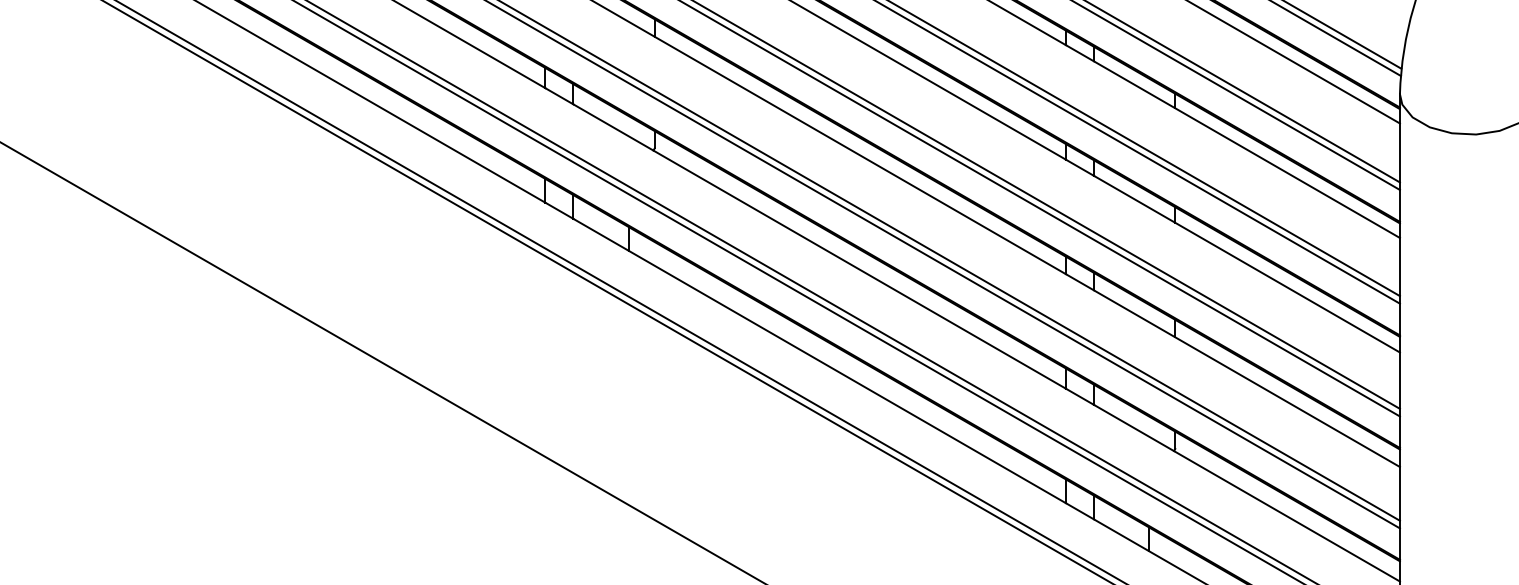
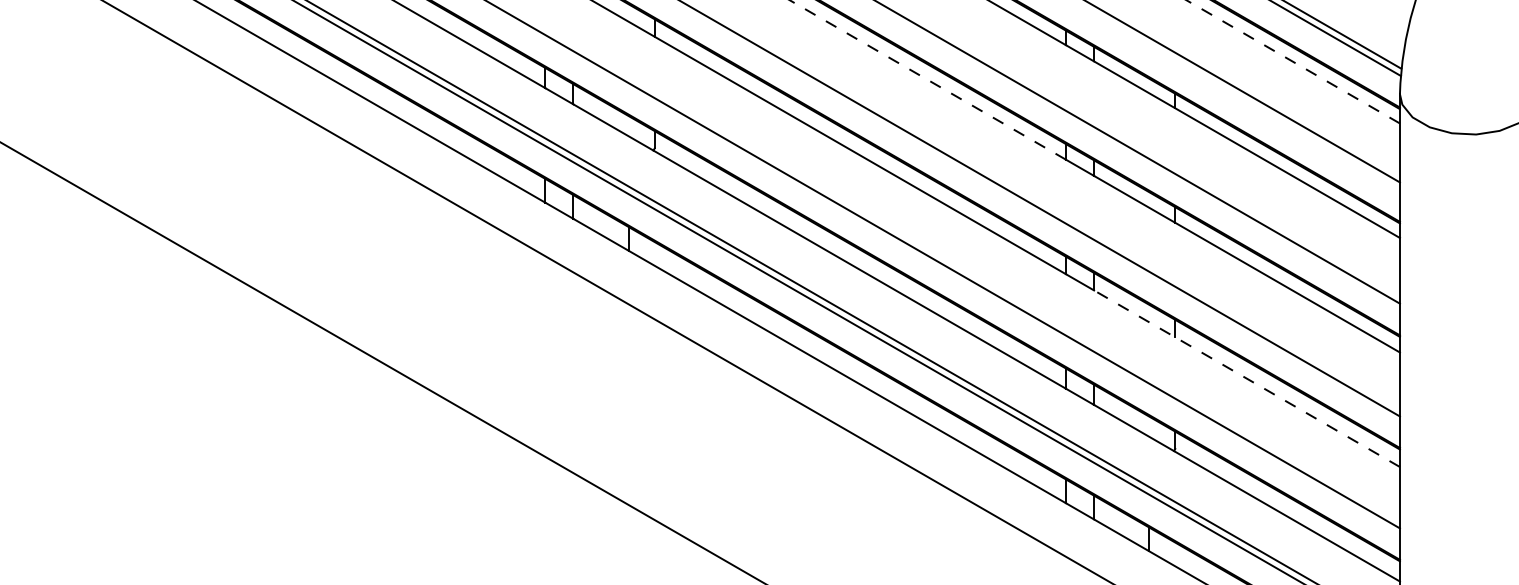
line: solid -> dashed (1292, 61)
line: solid -> dashed (927, 79)
line: present -> none (1237, 95)
line: present -> none (1144, 149)
line: present -> none (1047, 205)
line: present -> none (950, 261)
line: present -> none (620, 291)
line: solid -> dashed (1247, 378)
